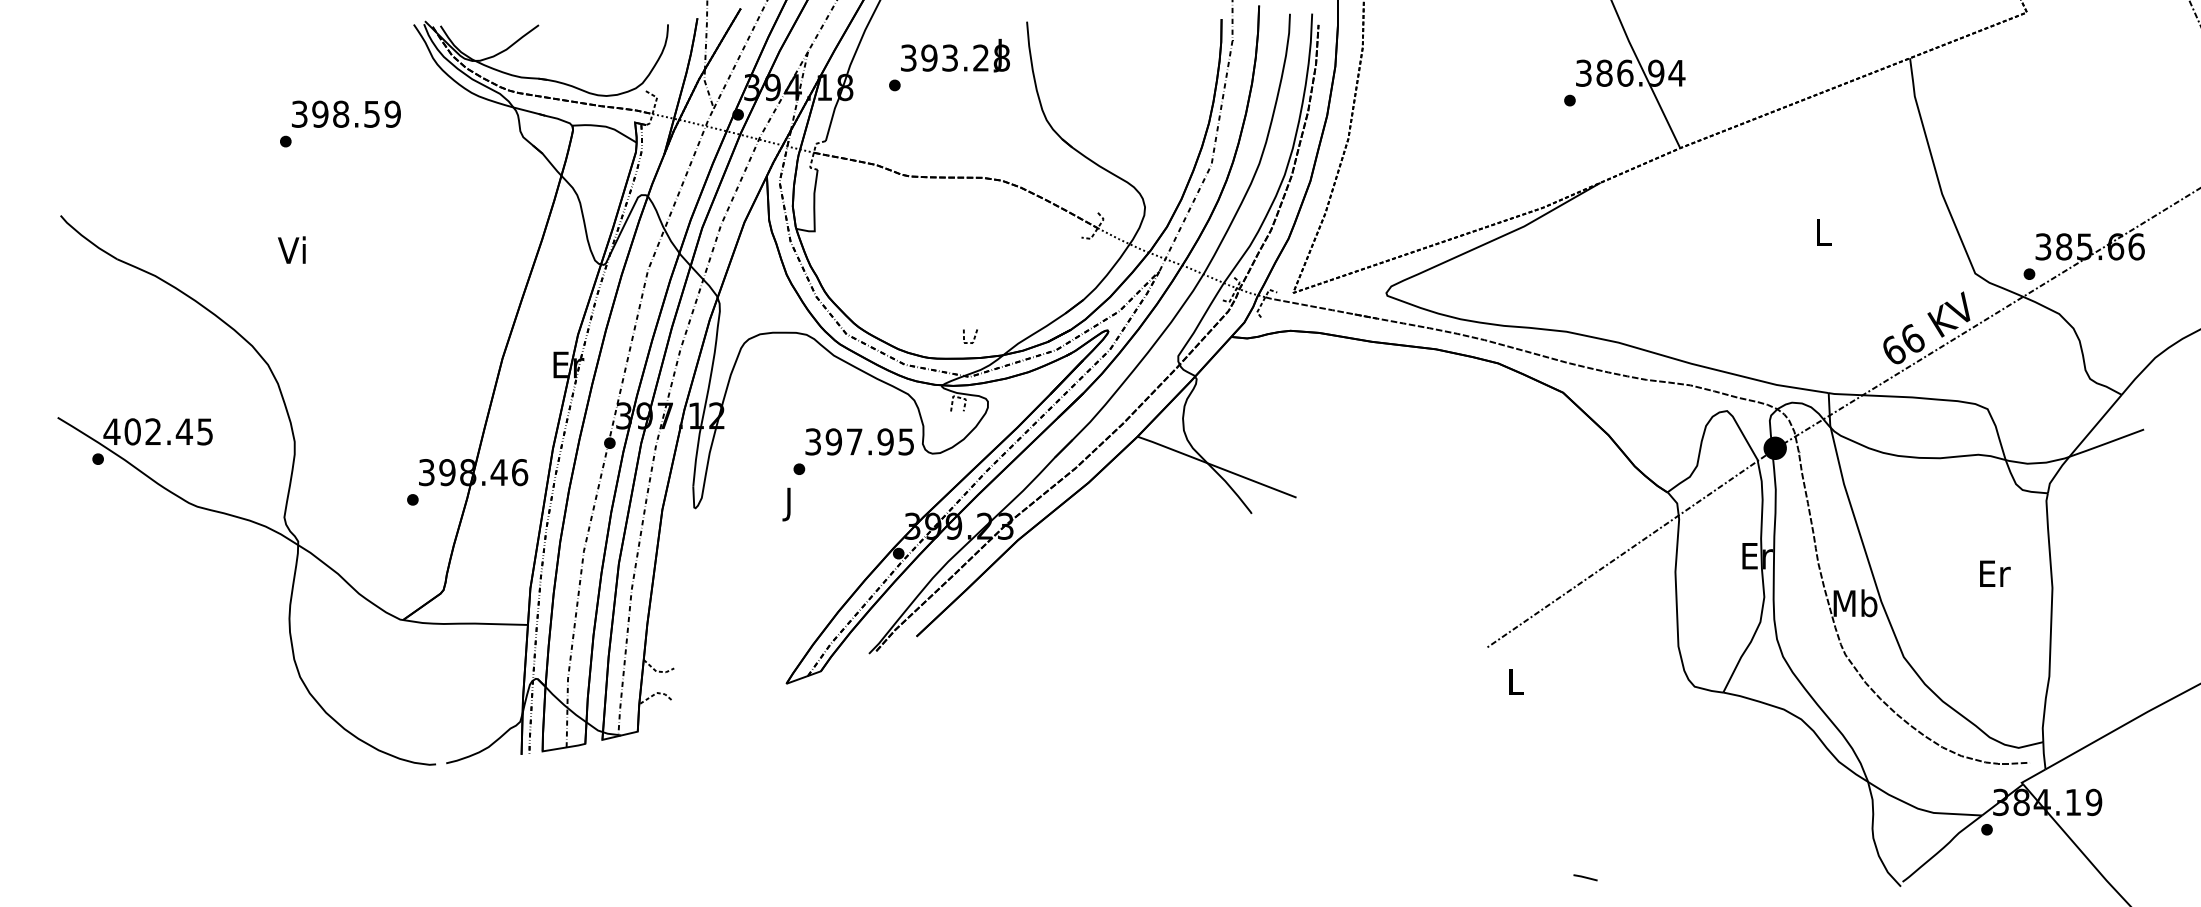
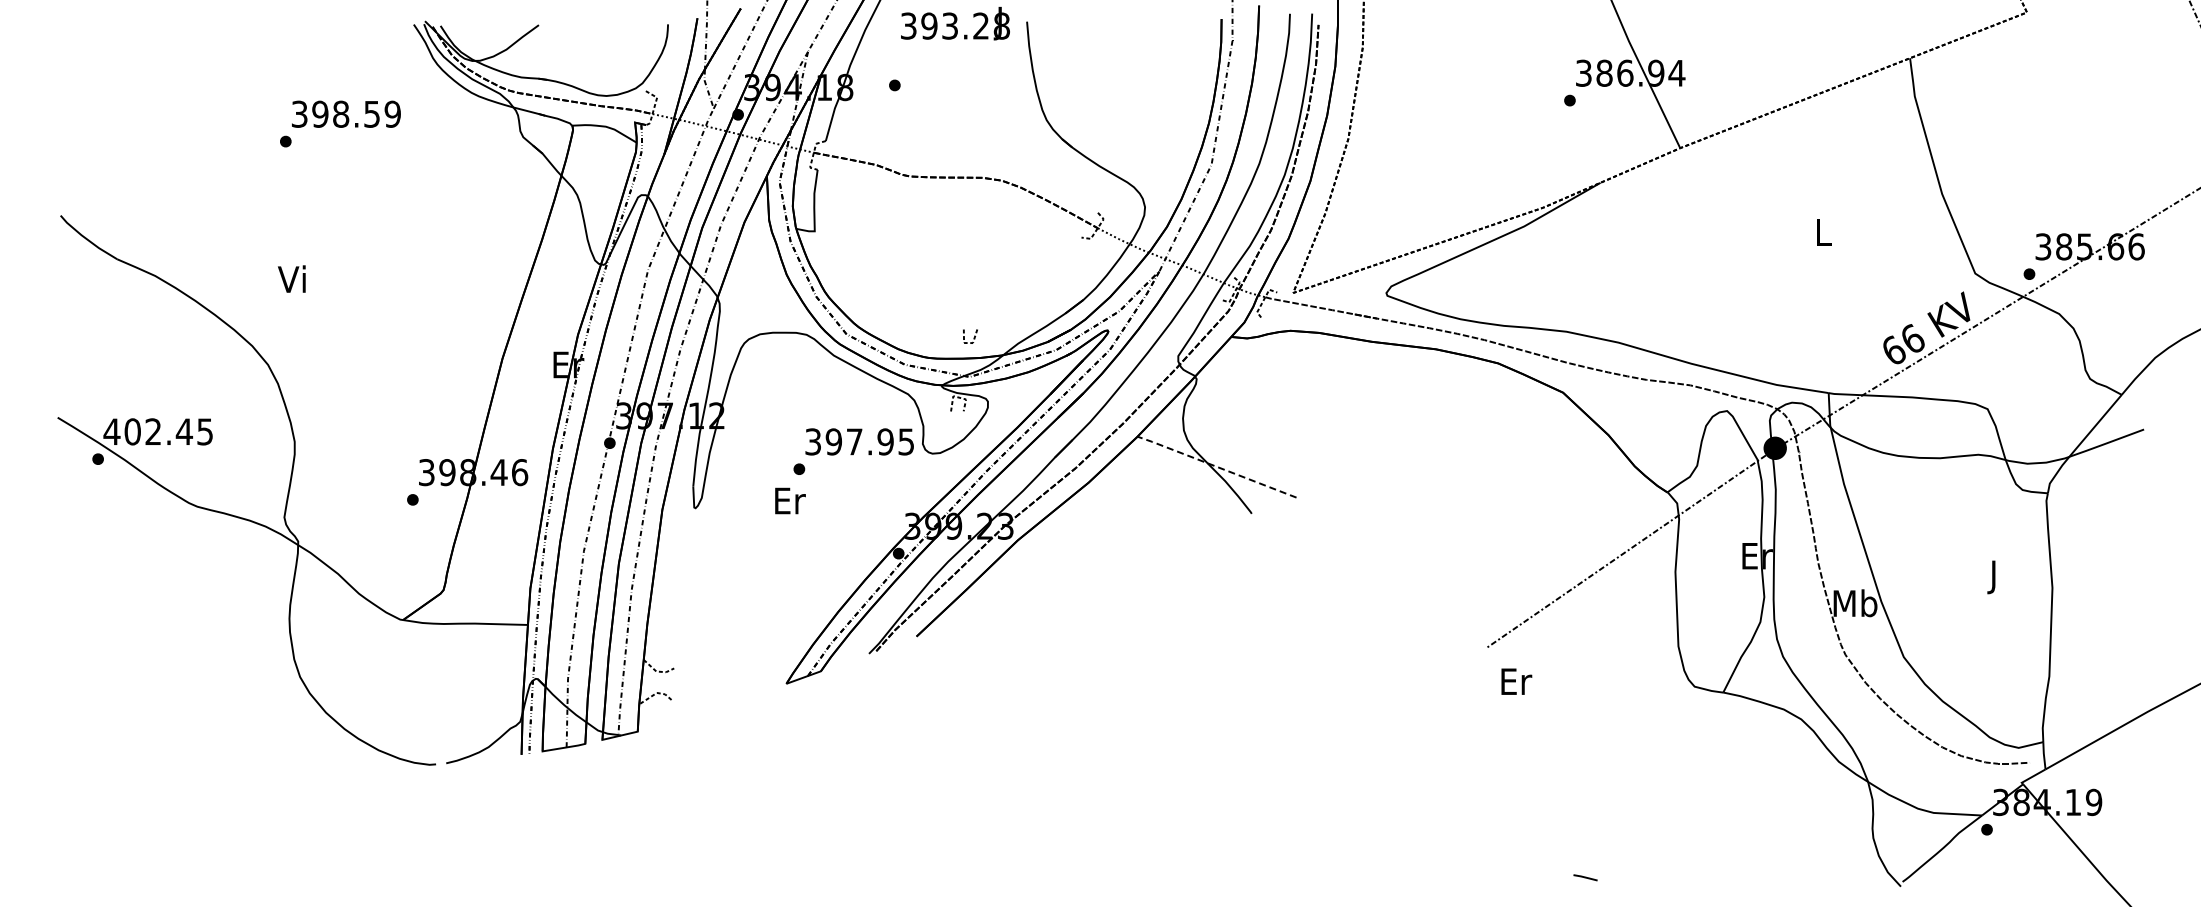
text position: (955, 55) -> (955, 23) (955, 23)
text position: (291, 249) -> (291, 278) (291, 278)
line: solid -> dashed (1216, 466)
text: J -> Er (790, 504)
text: Er -> J (1995, 577)
text: L -> Er (1516, 681)
